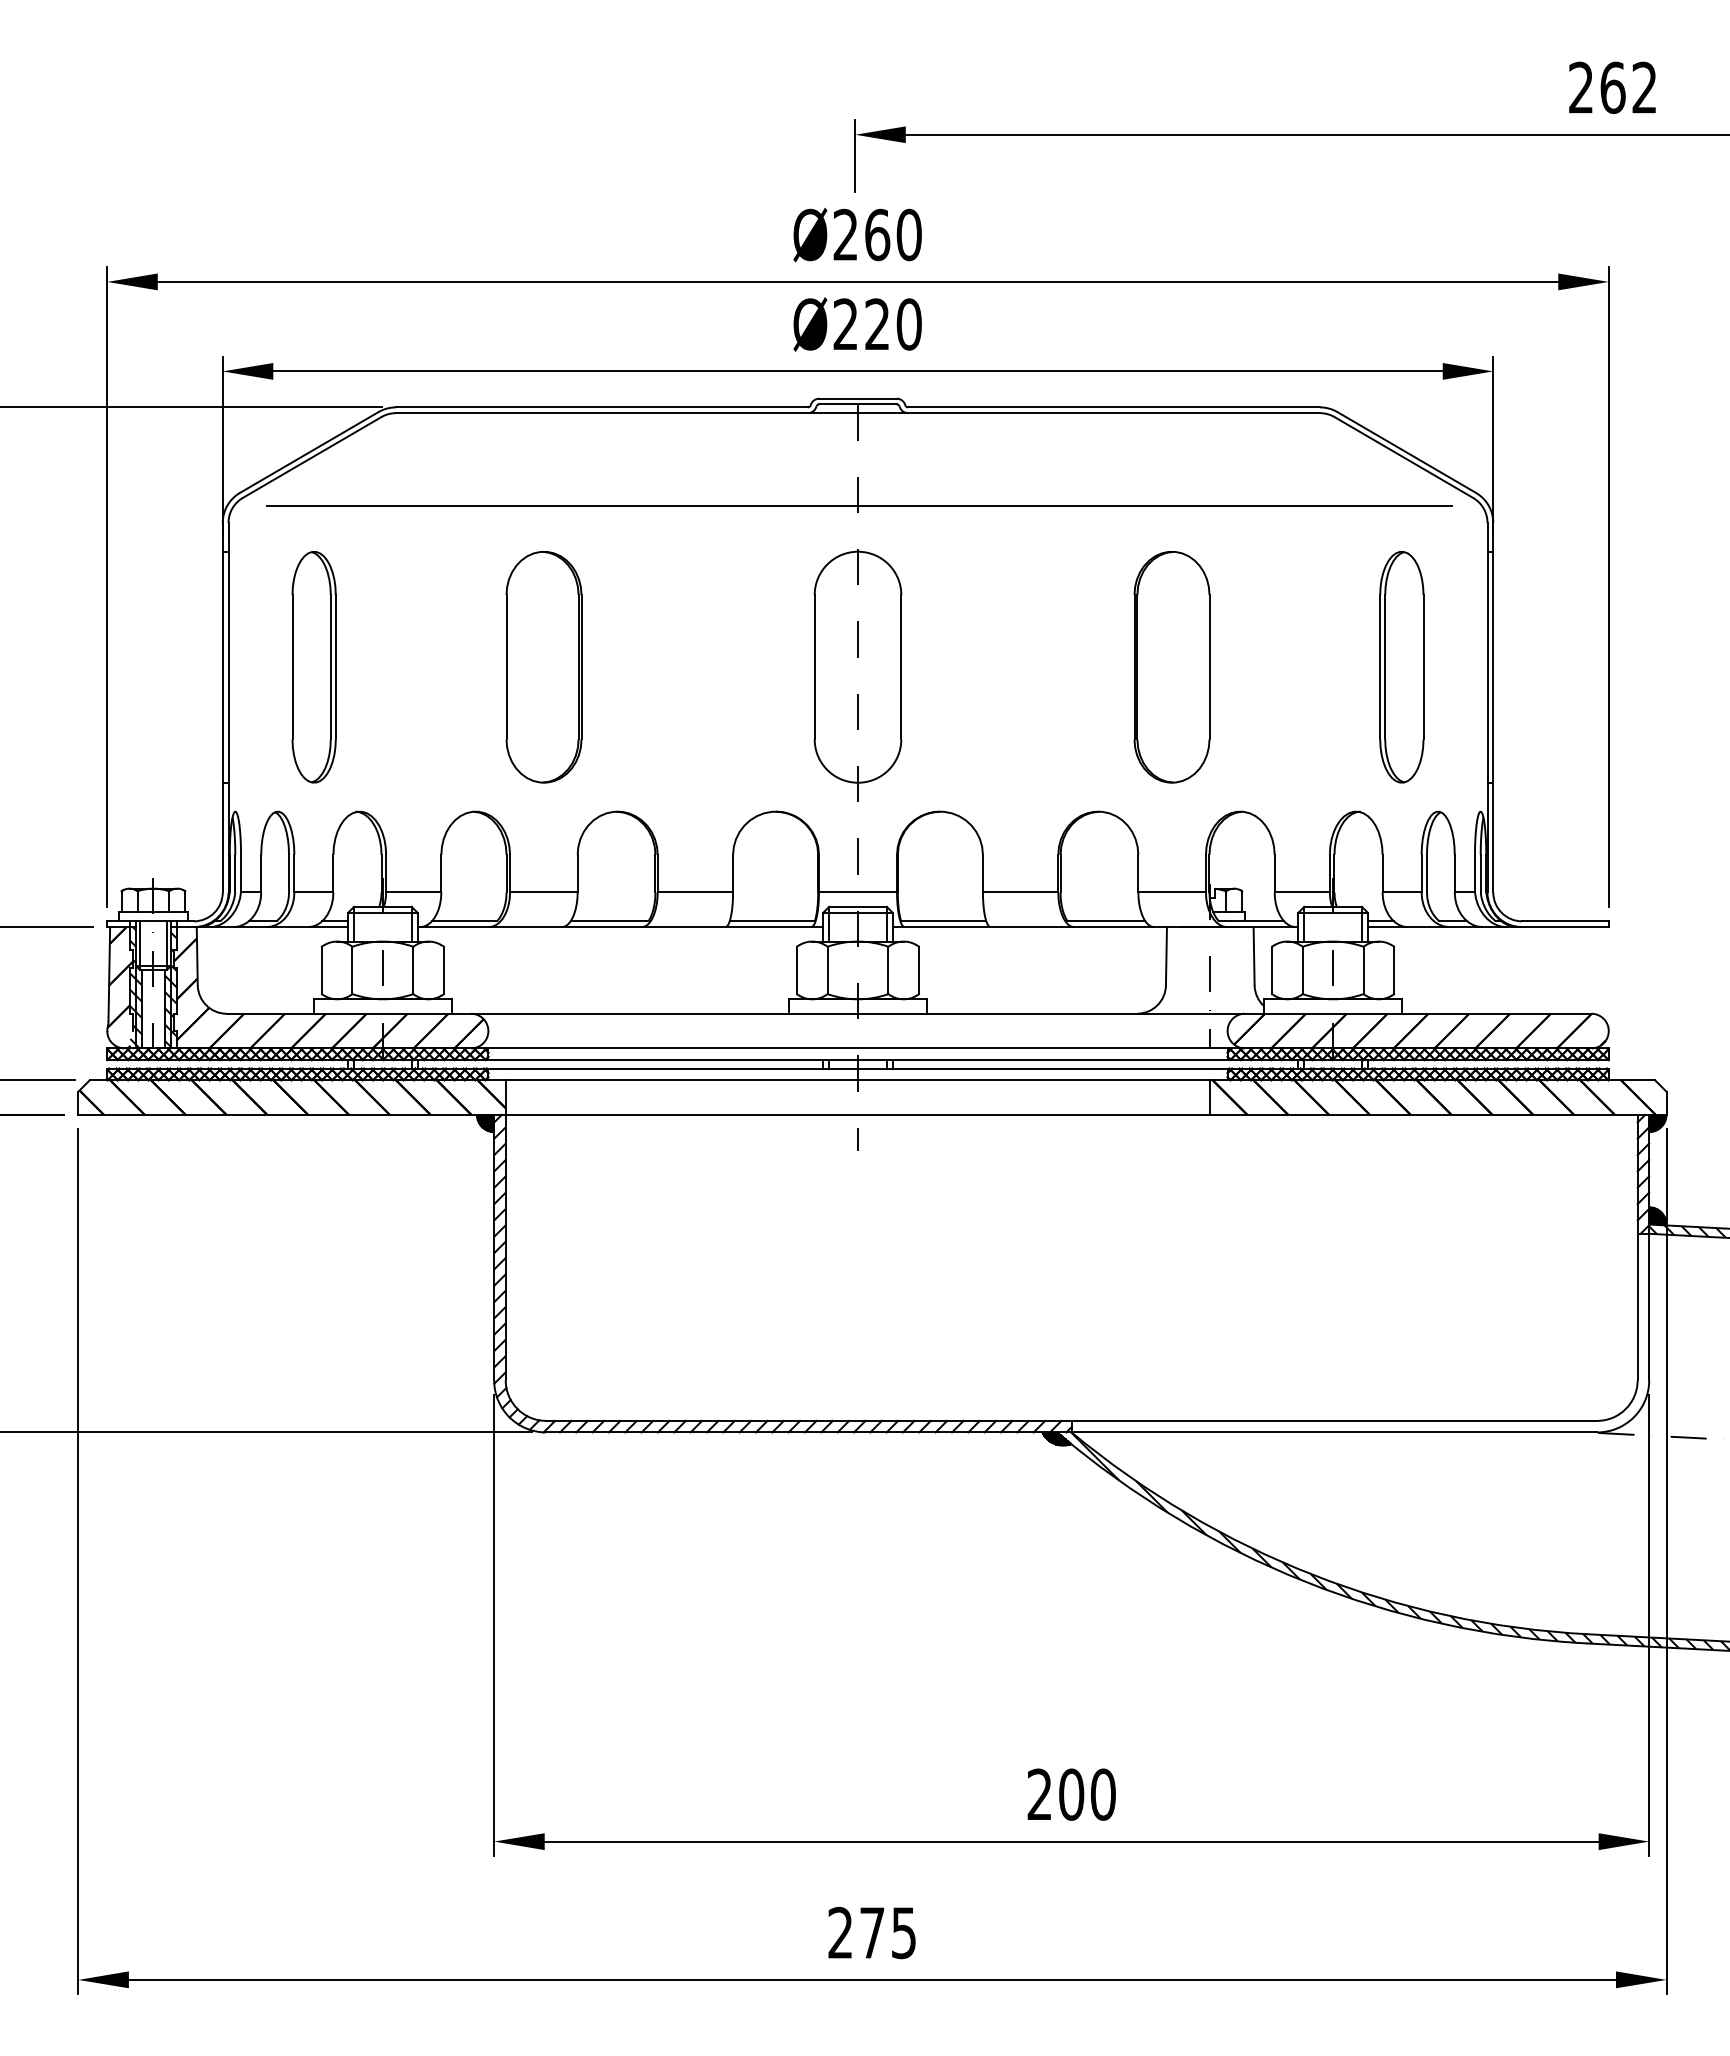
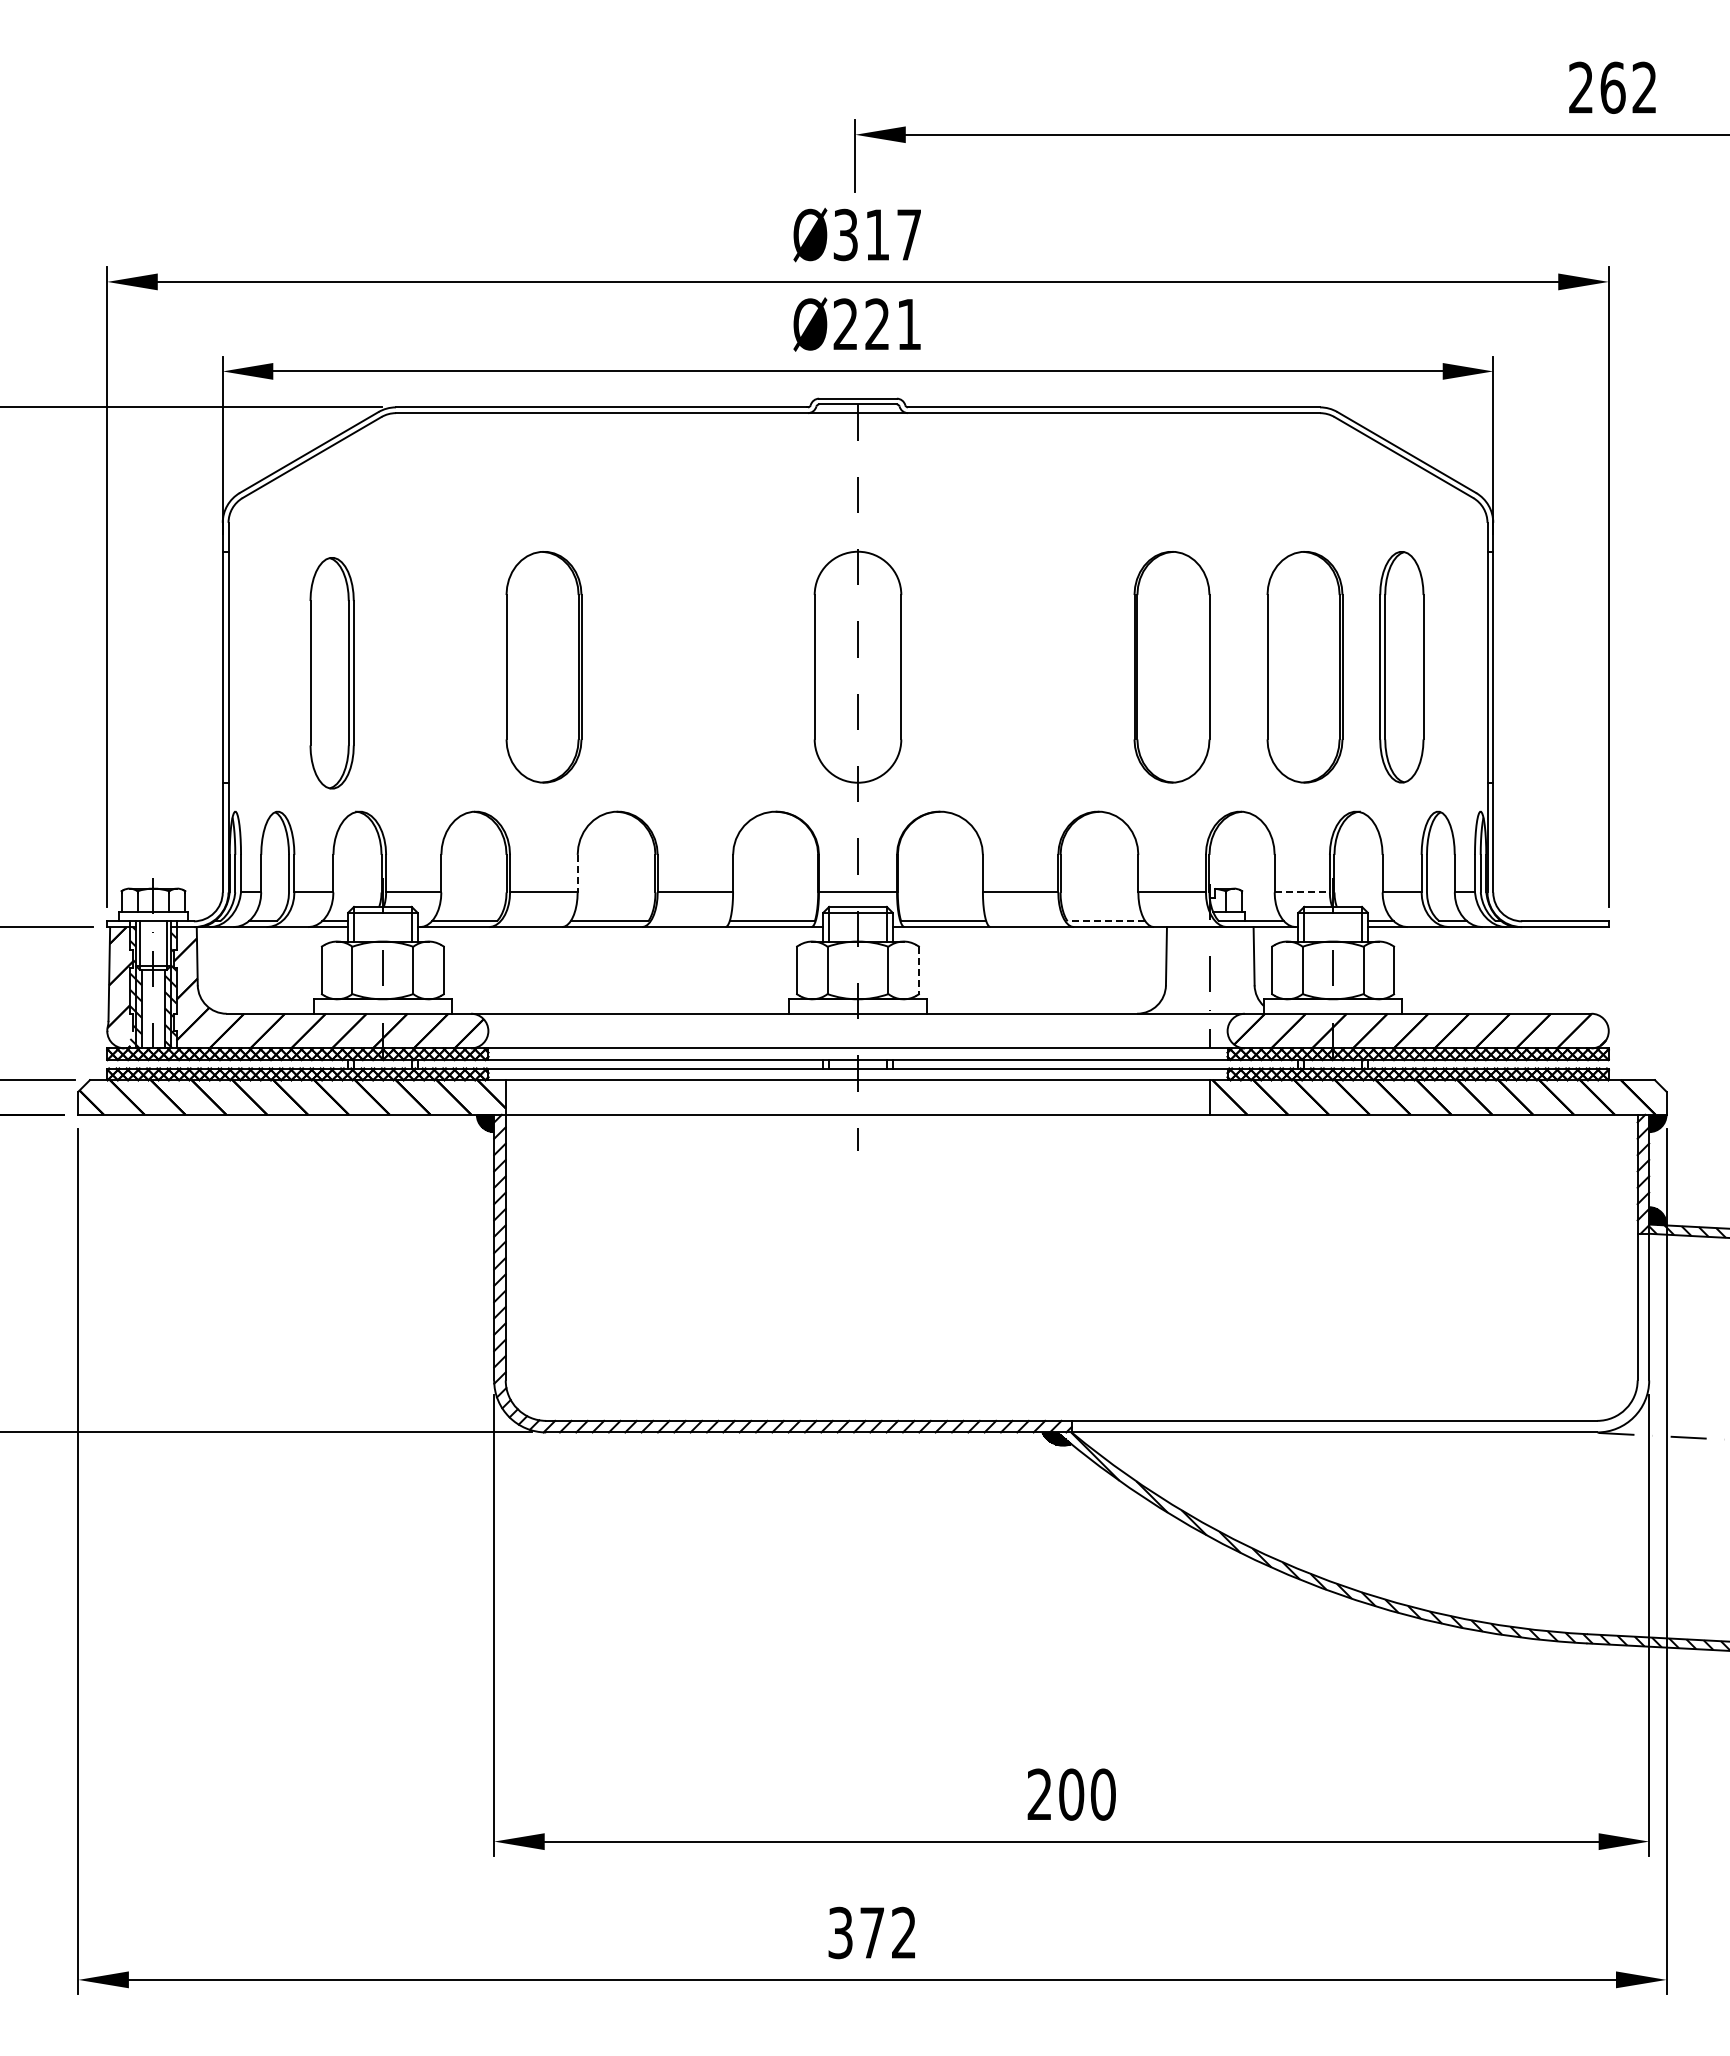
text: Ø260 -> Ø317 (877, 234)
text: Ø220 -> Ø221 (908, 324)
line: present -> none (859, 505)
part position: (313, 667) -> (331, 673) (331, 673)
part: none -> present (1304, 667)
line: solid -> dashed (577, 873)
line: solid -> dashed (1302, 892)
line: solid -> dashed (1106, 921)
line: solid -> dashed (918, 970)
text: 275 -> 372 (871, 1932)
